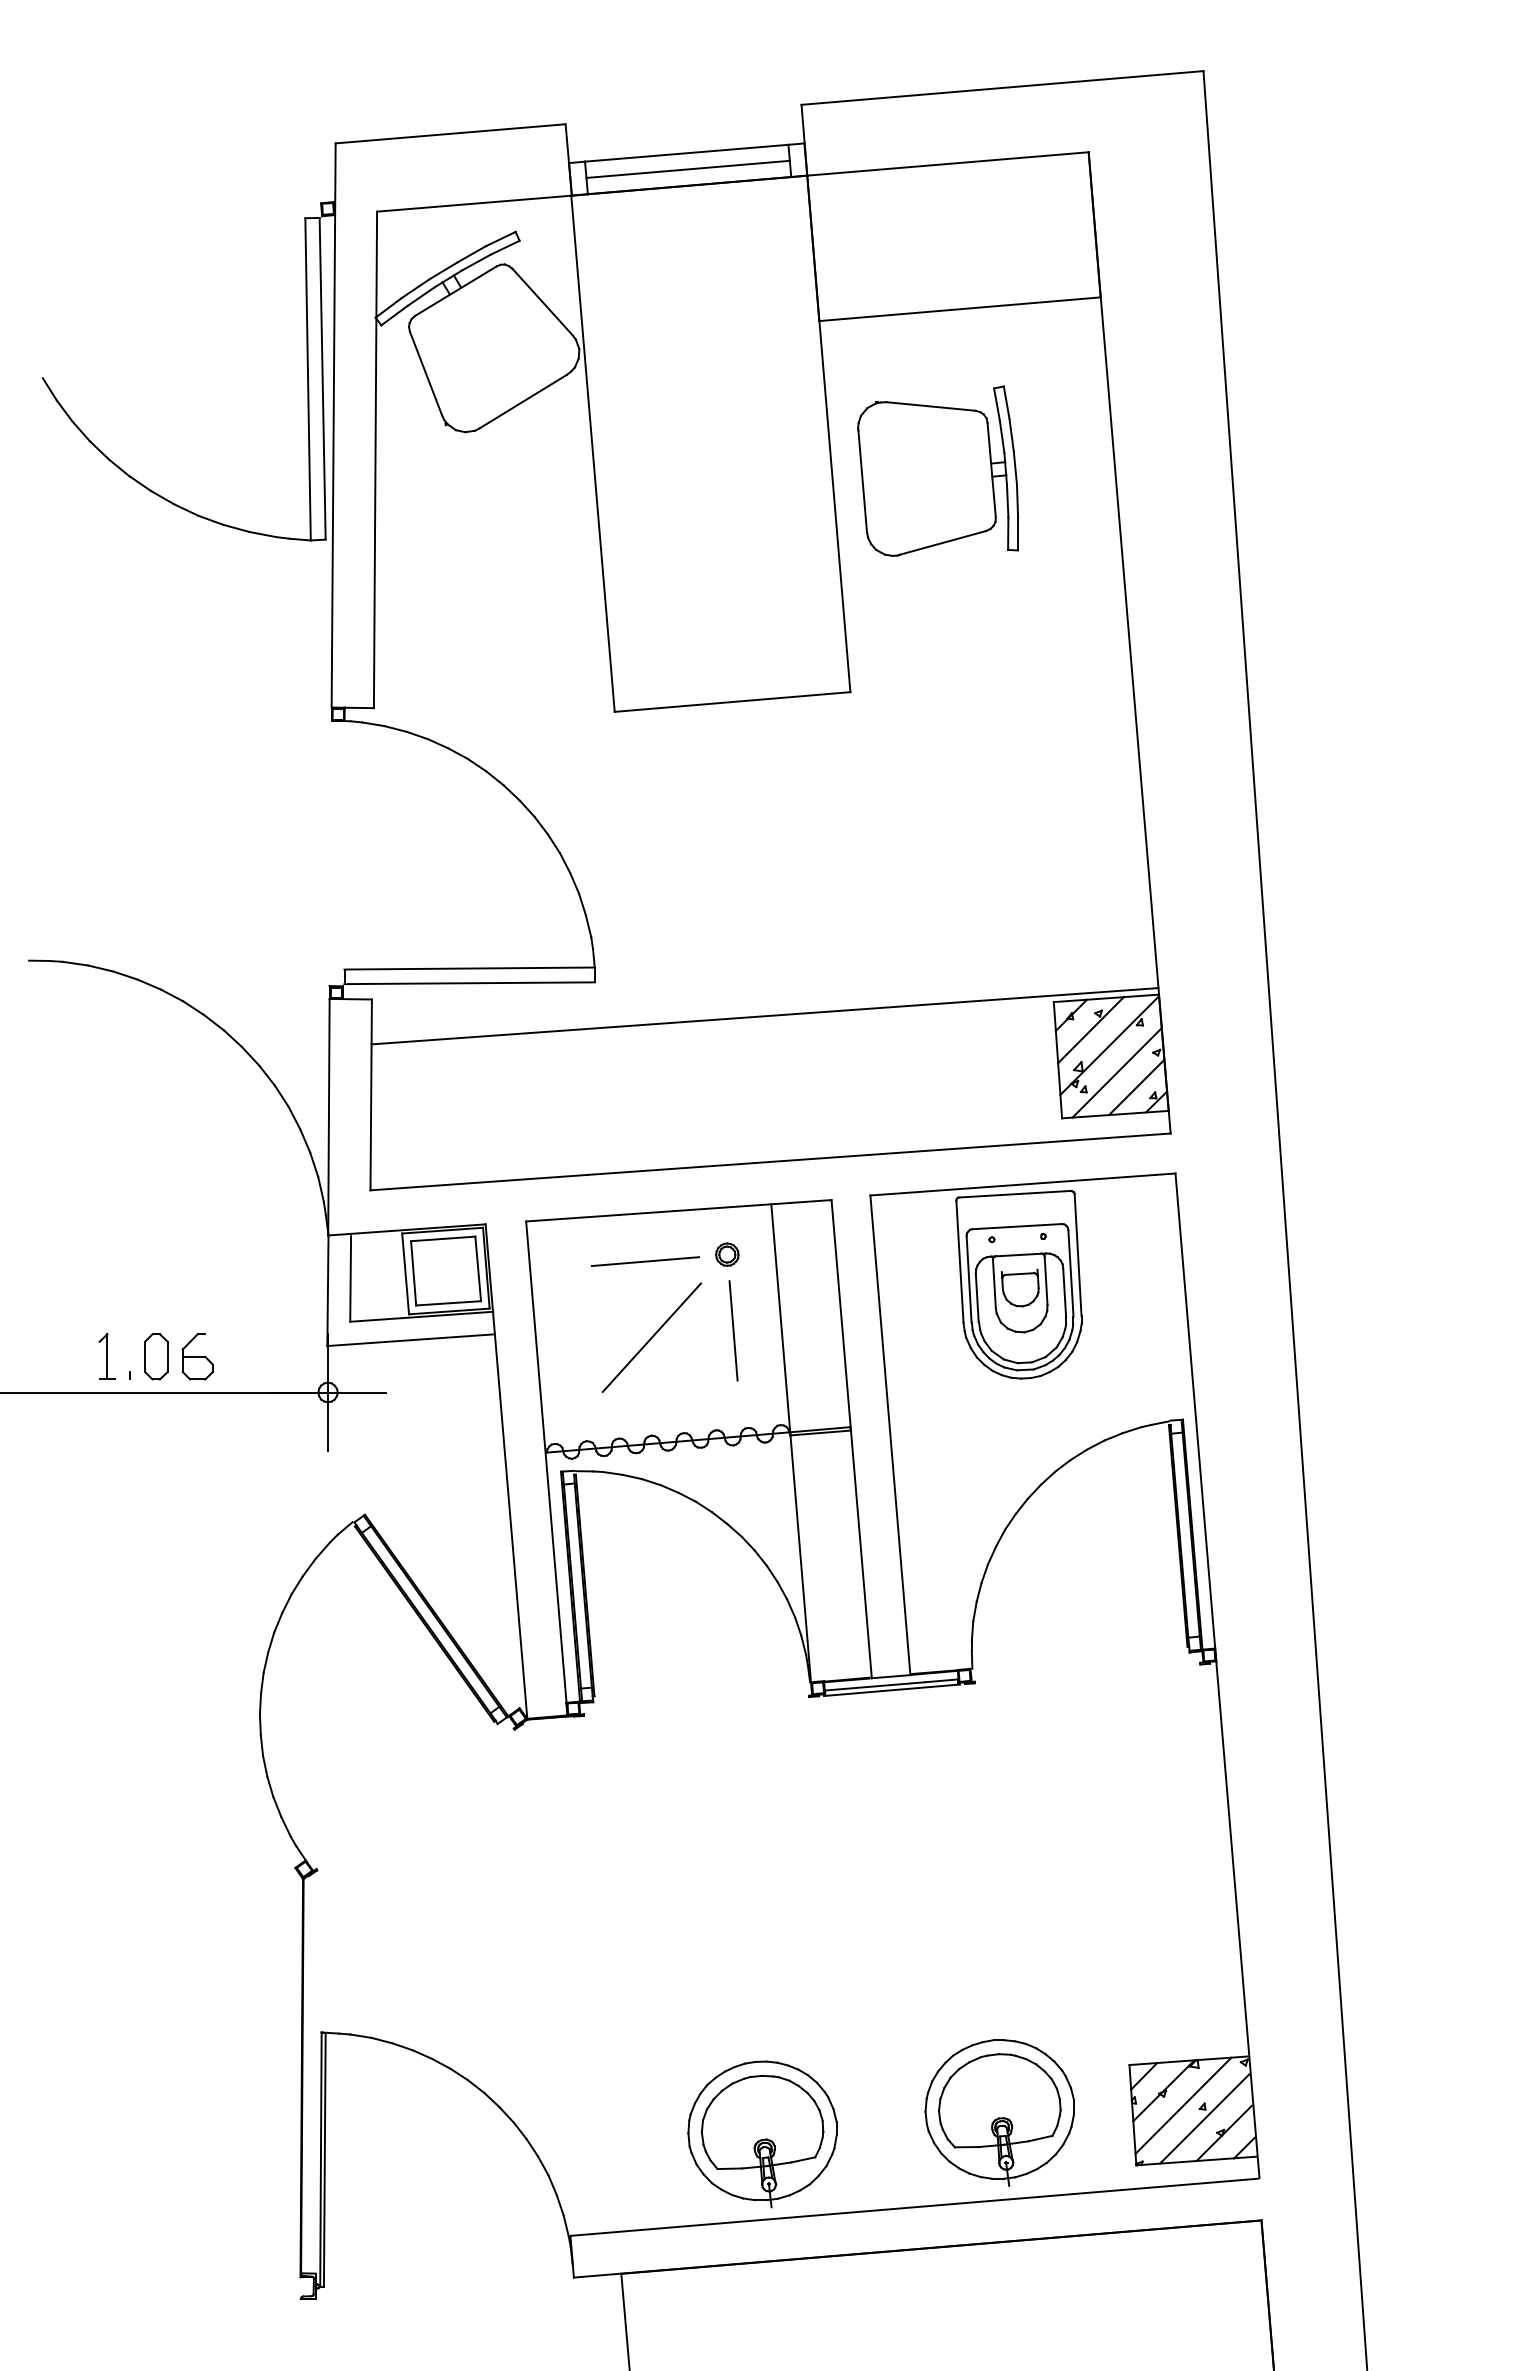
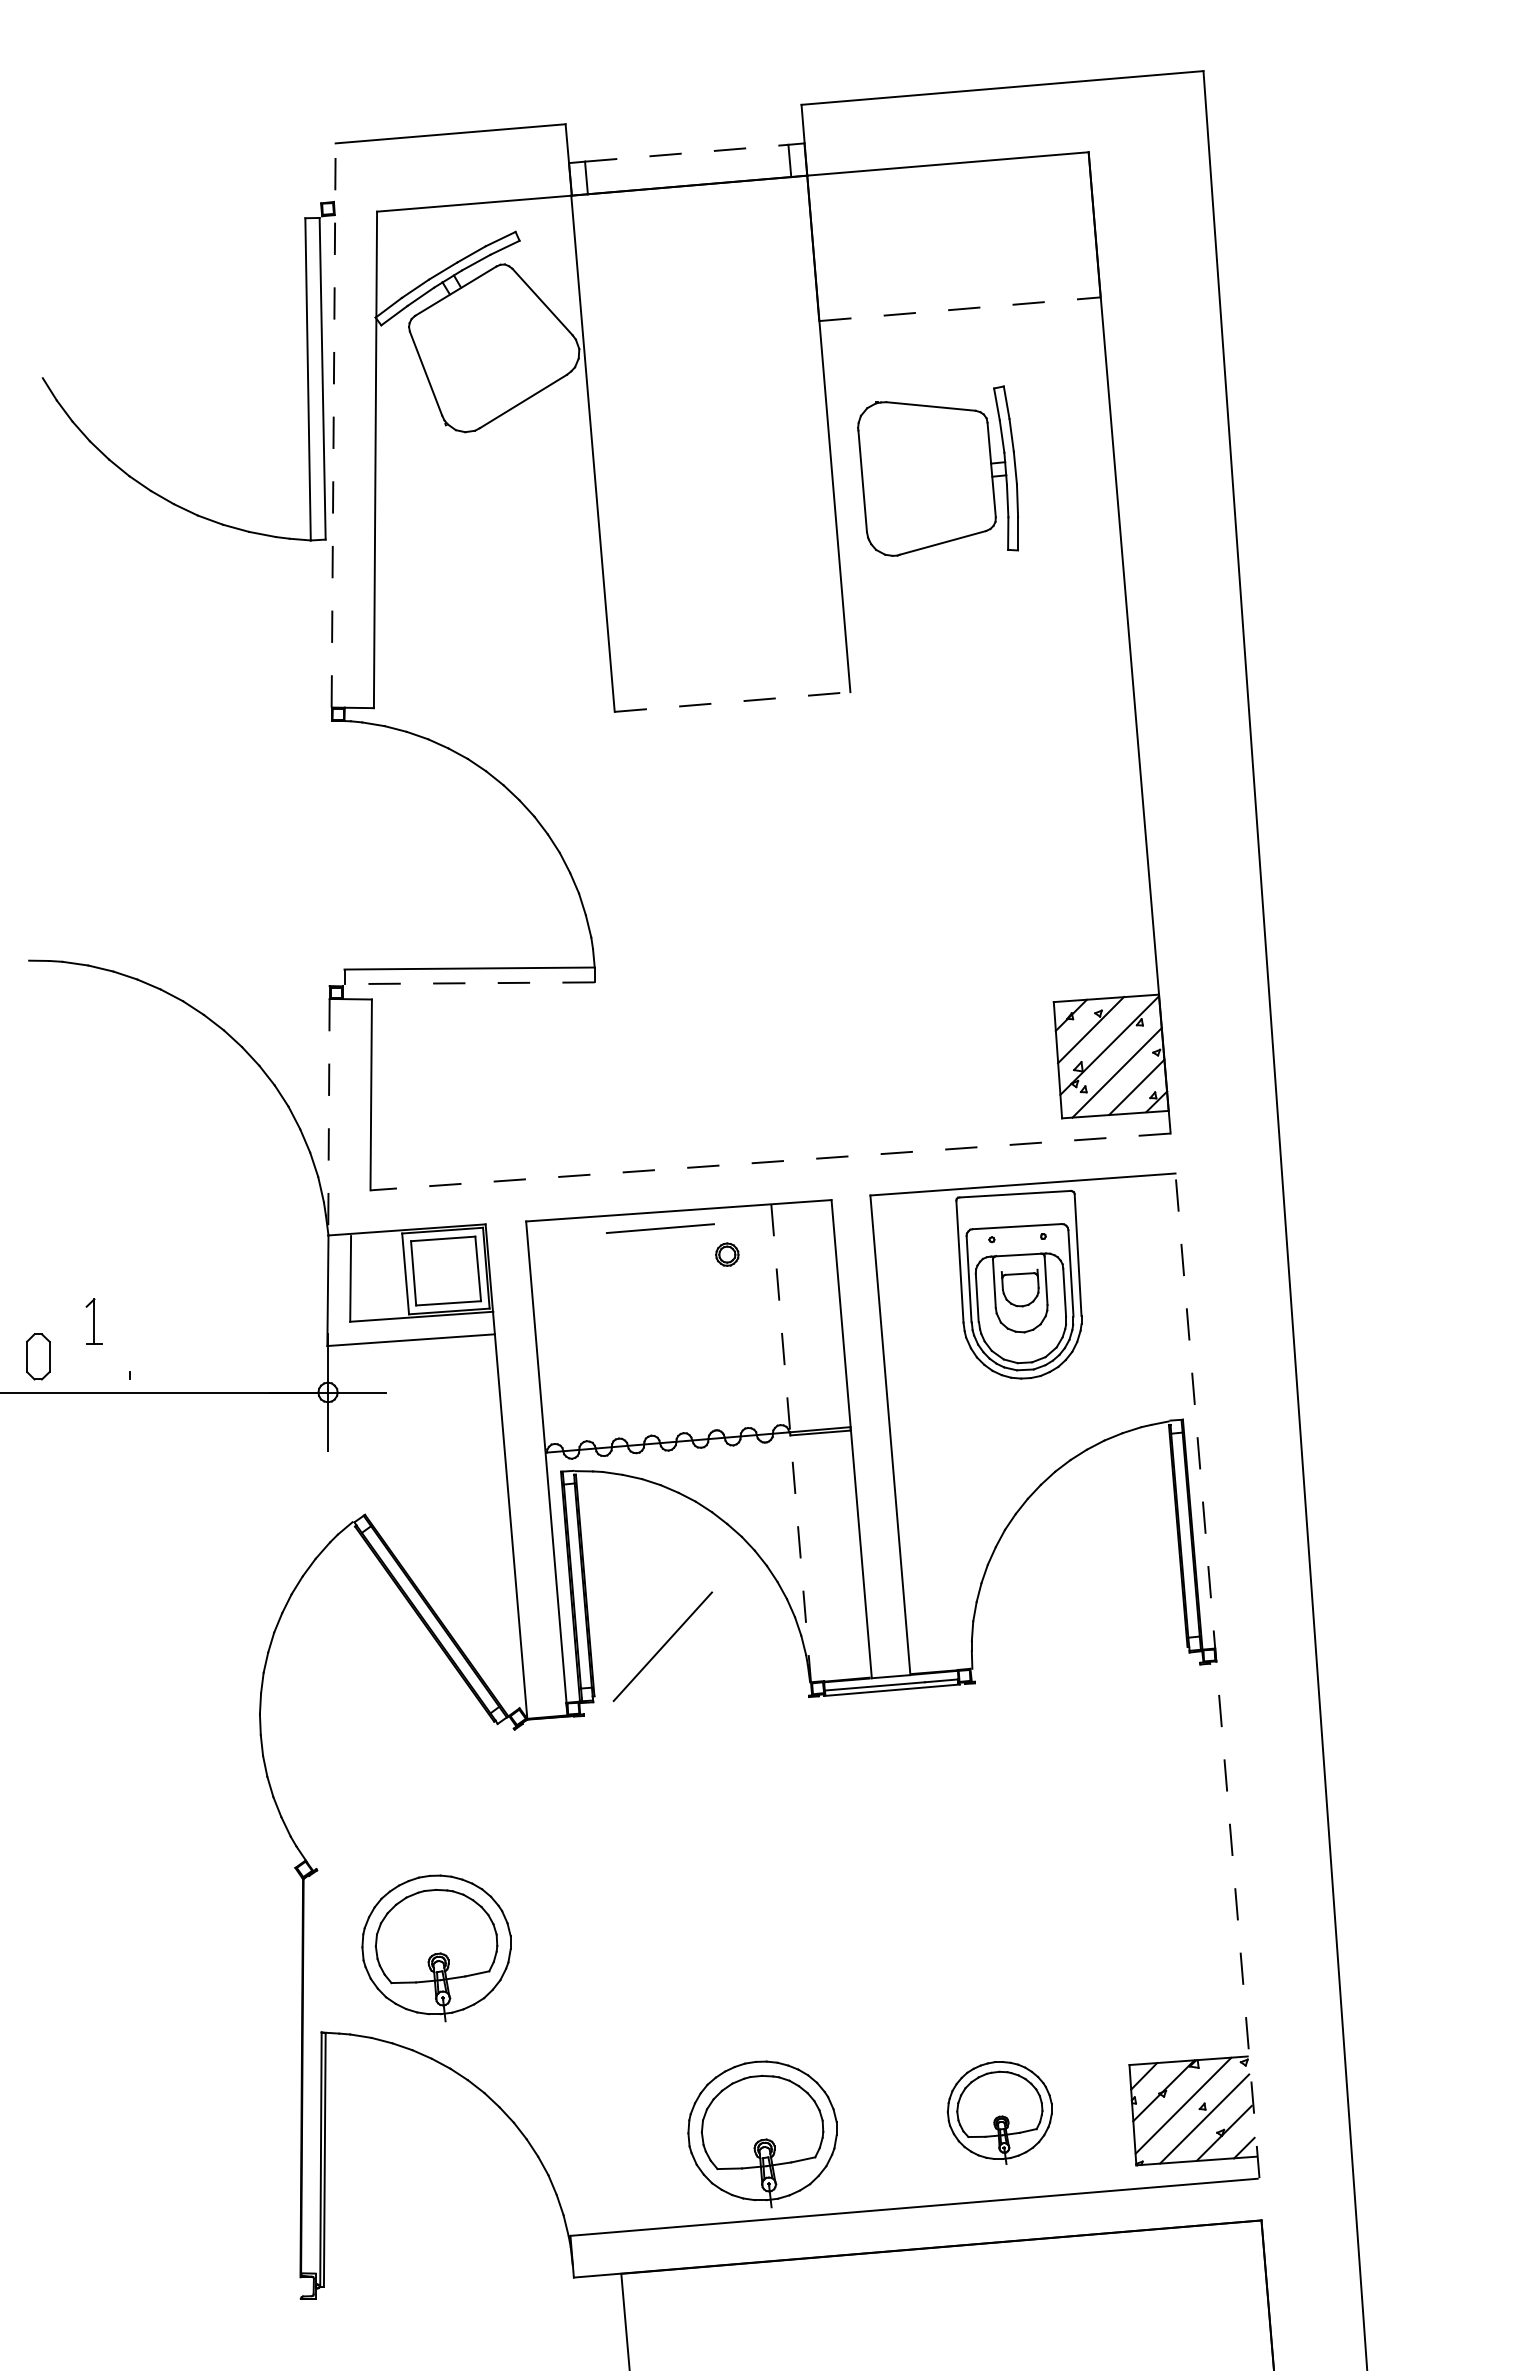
line: solid -> dashed (687, 153)
line: present -> none (687, 168)
line: solid -> dashed (960, 309)
line: solid -> dashed (333, 424)
line: solid -> dashed (733, 701)
line: solid -> dashed (469, 983)
line: present -> none (764, 1016)
line: solid -> dashed (328, 1117)
line: solid -> dashed (770, 1161)
line position: (645, 1261) -> (660, 1228) (660, 1228)
line: present -> none (733, 1330)
line position: (651, 1337) -> (662, 1646) (662, 1646)
part position: (106, 1356) -> (93, 1321) (93, 1321)
part position: (156, 1356) -> (38, 1356) (38, 1356)
part: present -> none (197, 1356)
line: solid -> dashed (791, 1443)
line: solid -> dashed (1217, 1675)
part: none -> present (436, 1948)
part size: 152x148 px -> 107x104 px (999, 2112)
